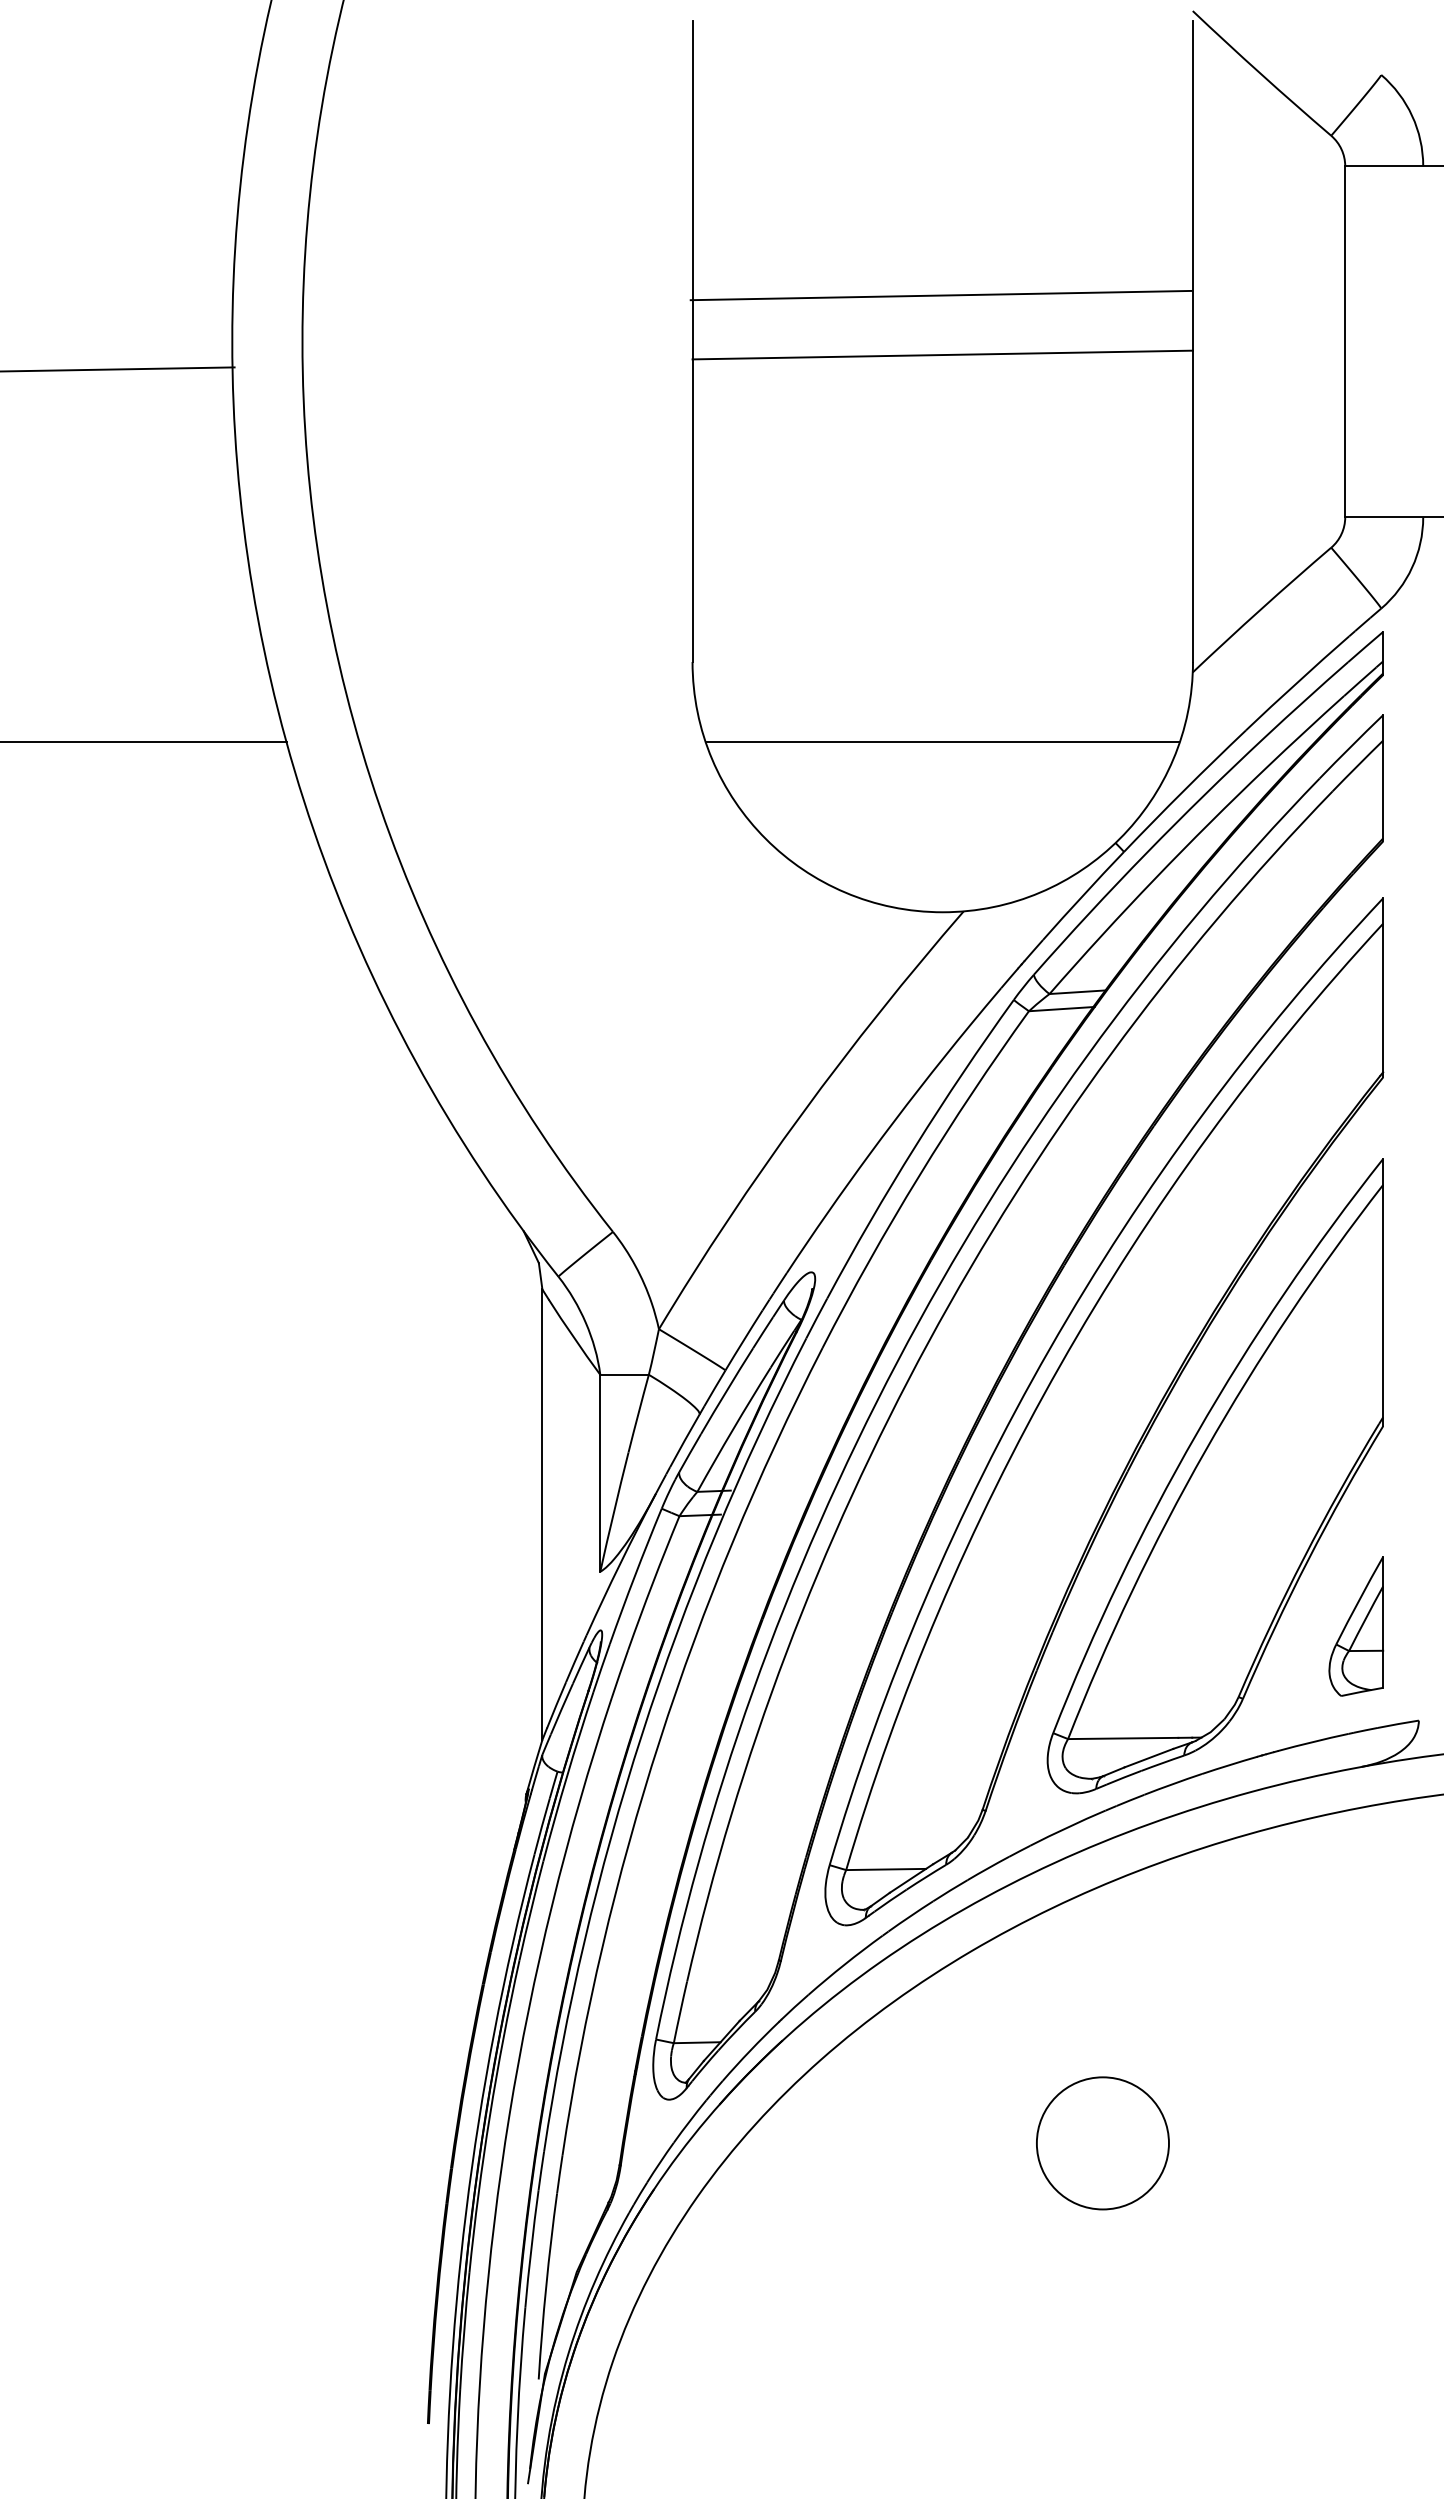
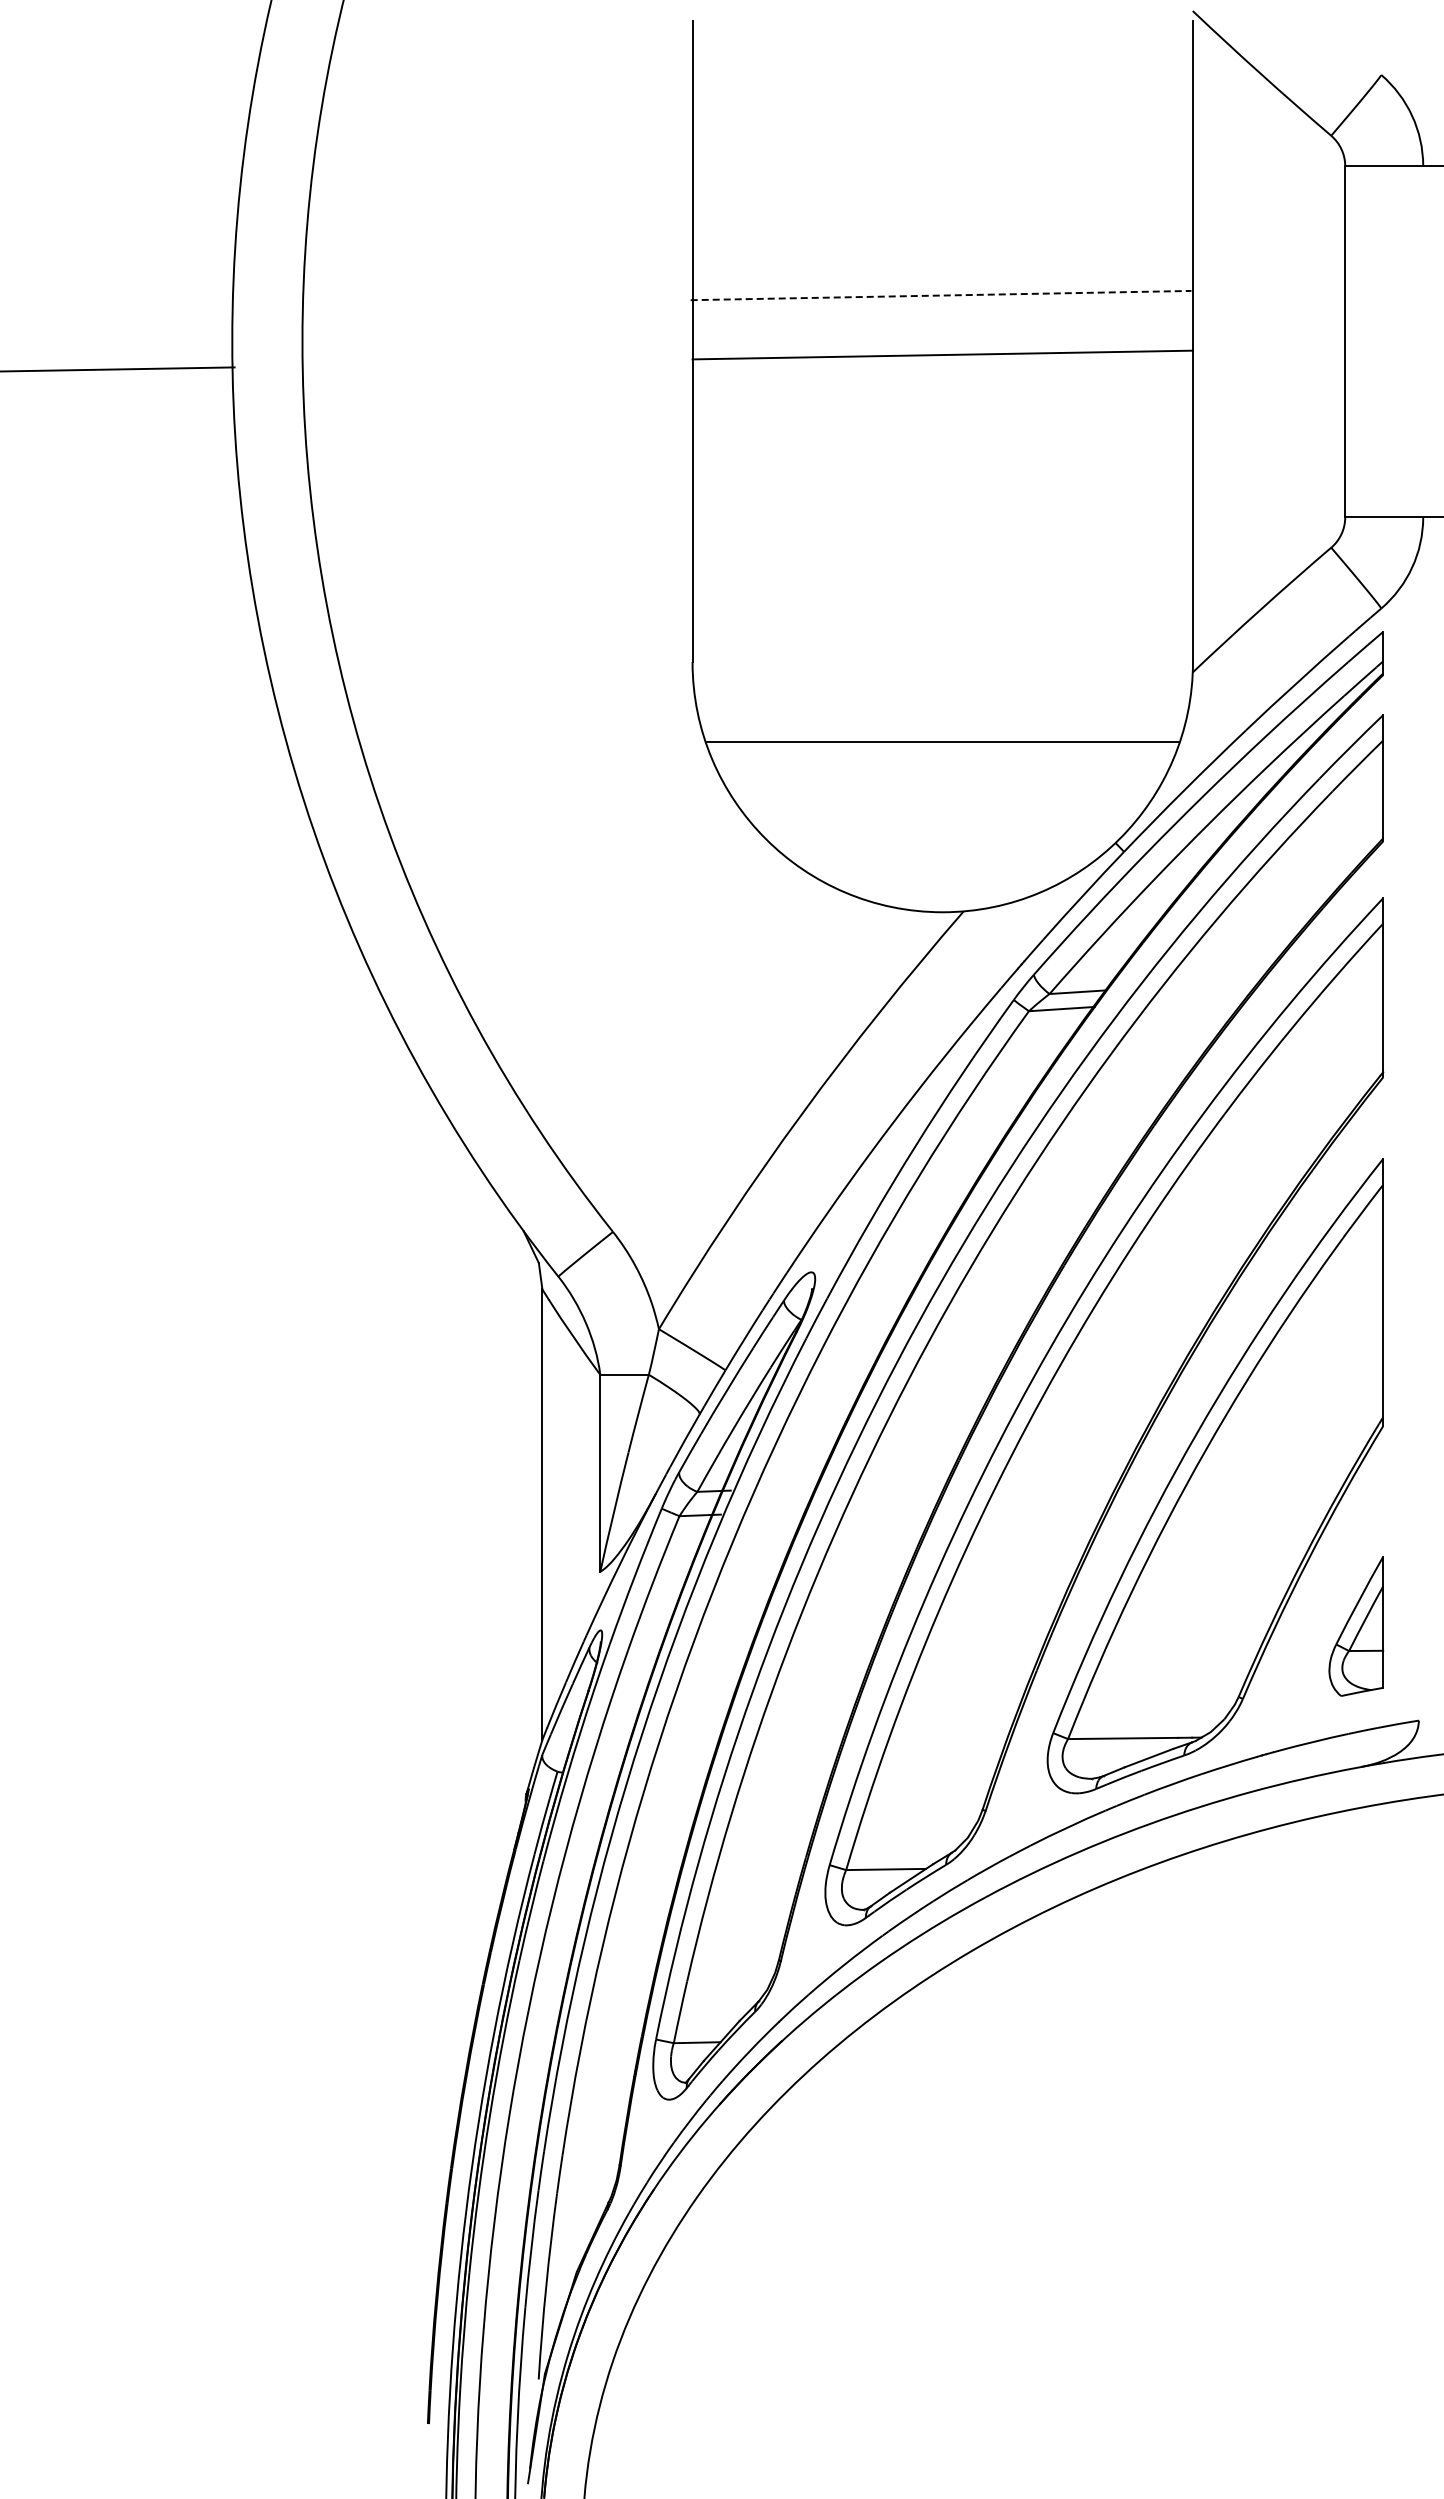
line: solid -> dashed (941, 295)
line: present -> none (144, 742)
circle: present -> none (1102, 2143)
